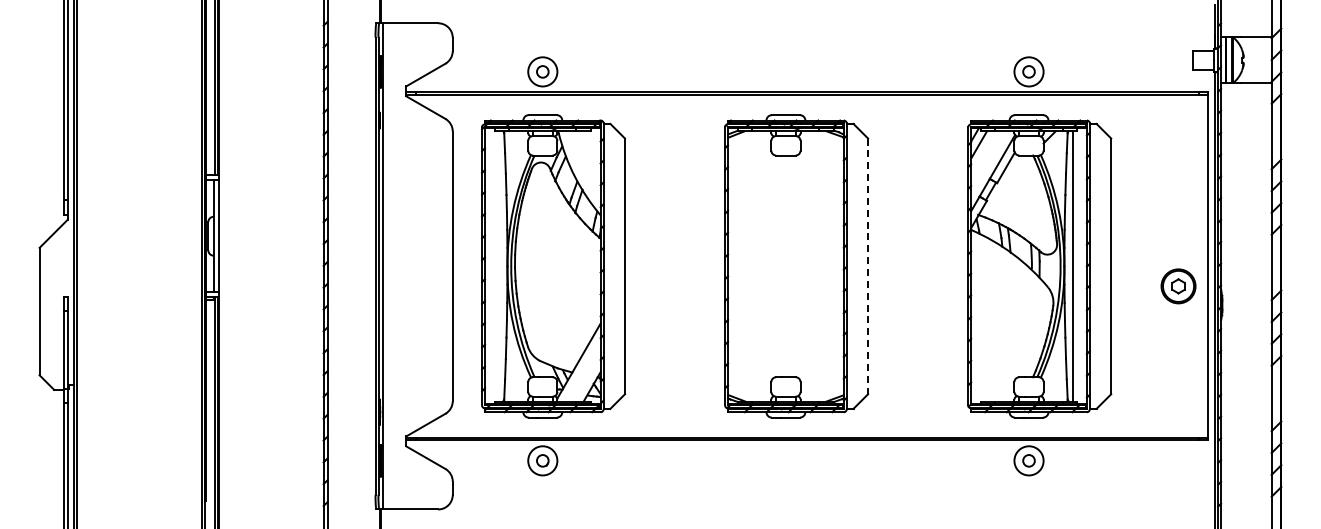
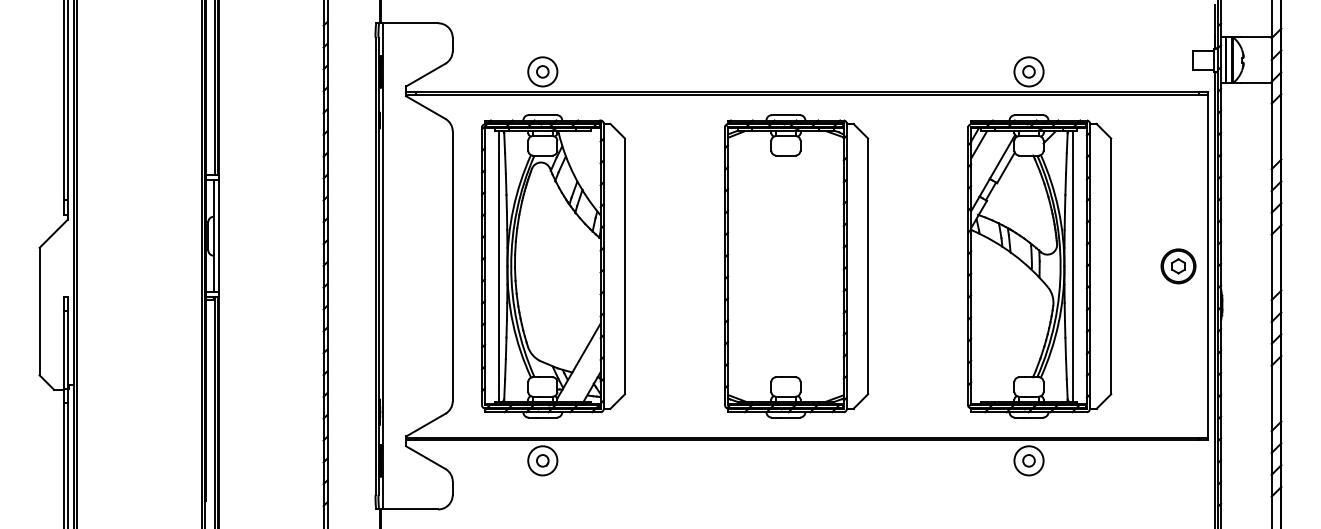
line: none -> present (499, 266)
line: dashed -> solid (868, 266)
part position: (1178, 286) -> (1178, 266) (1178, 266)
